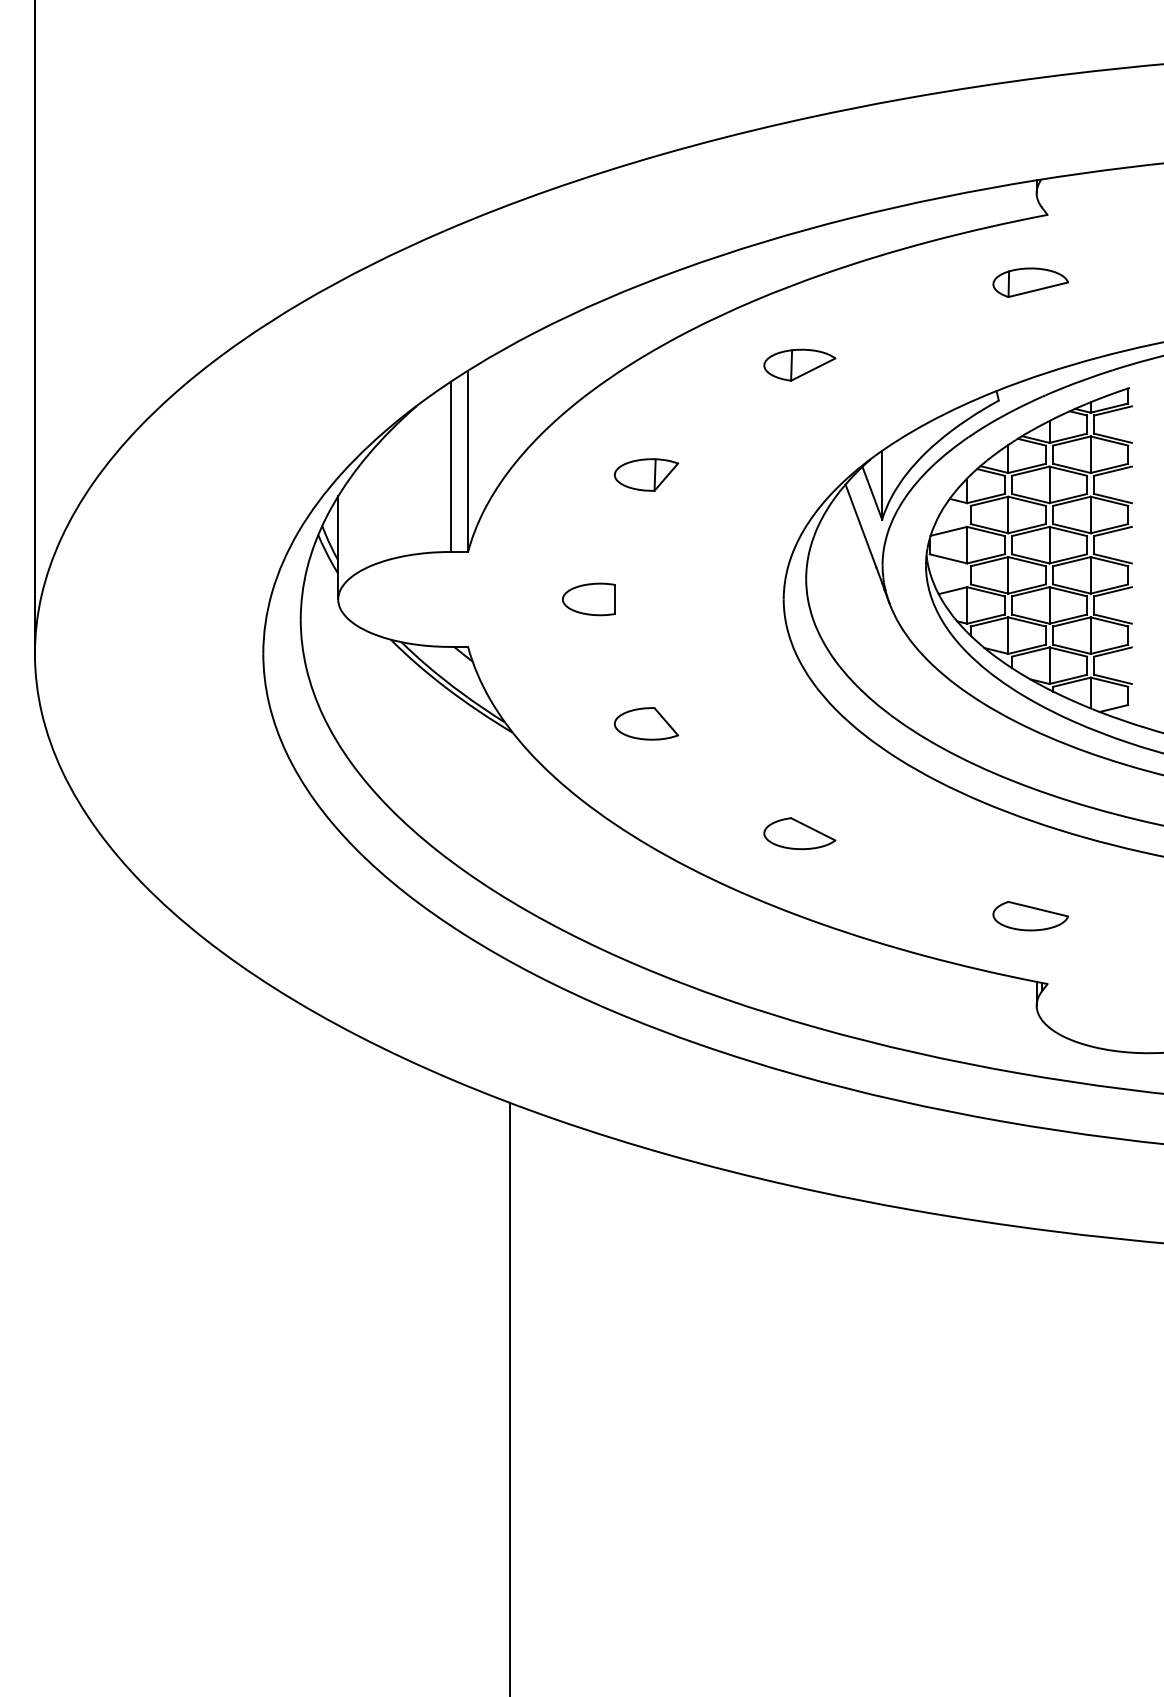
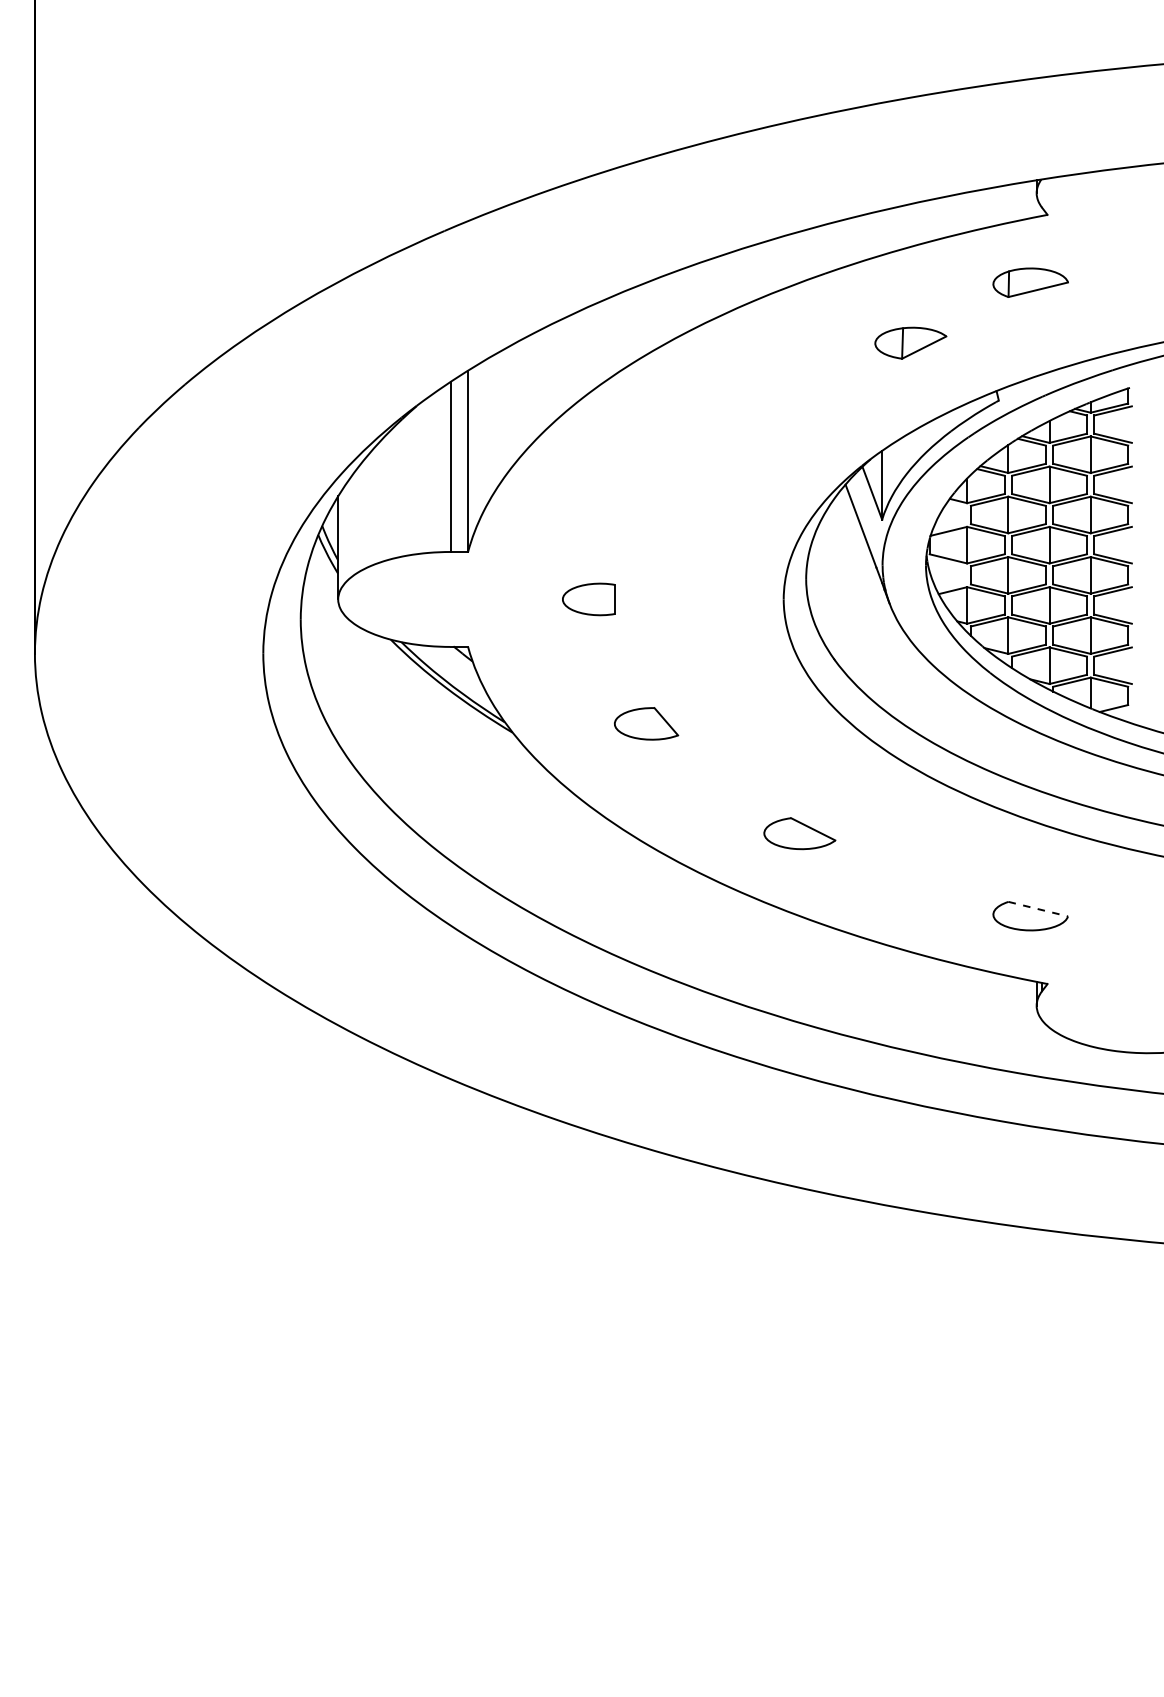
part position: (799, 364) -> (910, 342) (910, 342)
part: present -> none (646, 474)
line: solid -> dashed (1038, 909)
line: present -> none (510, 1397)
